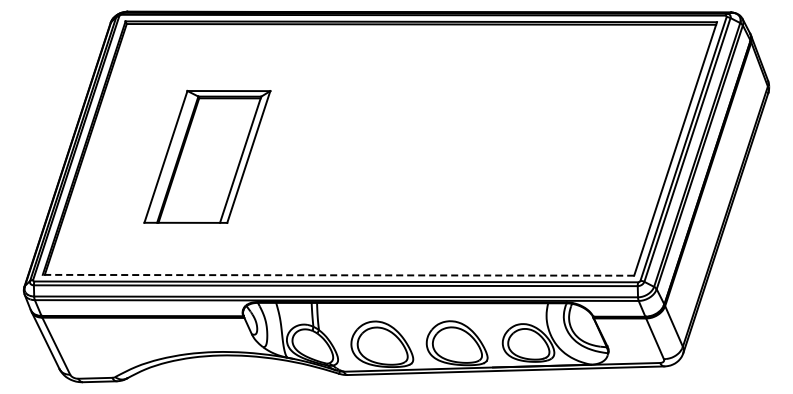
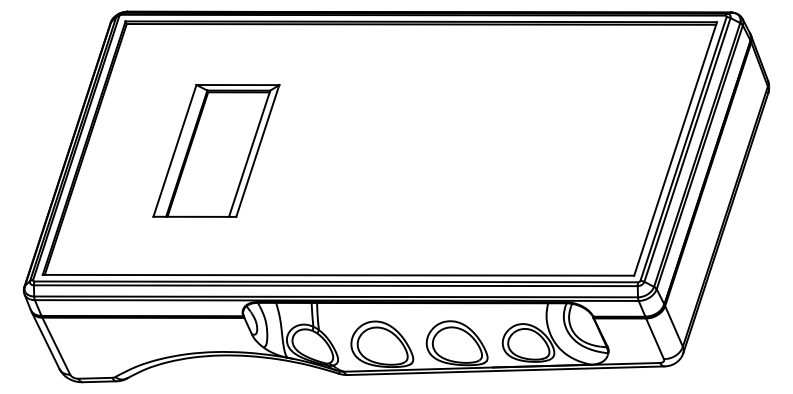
part position: (207, 156) -> (216, 150) (216, 150)
line: dashed -> solid (338, 275)
